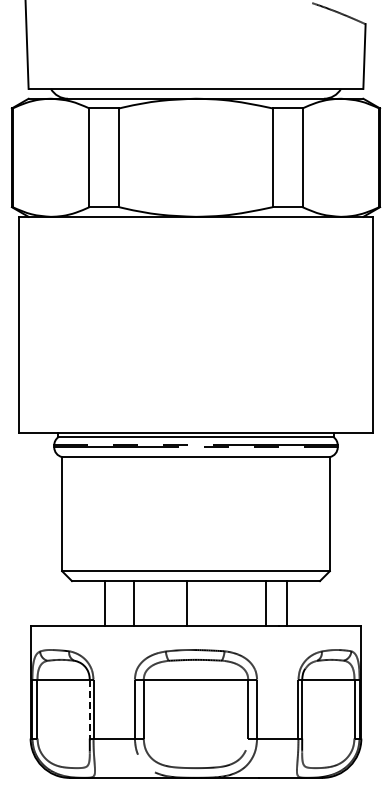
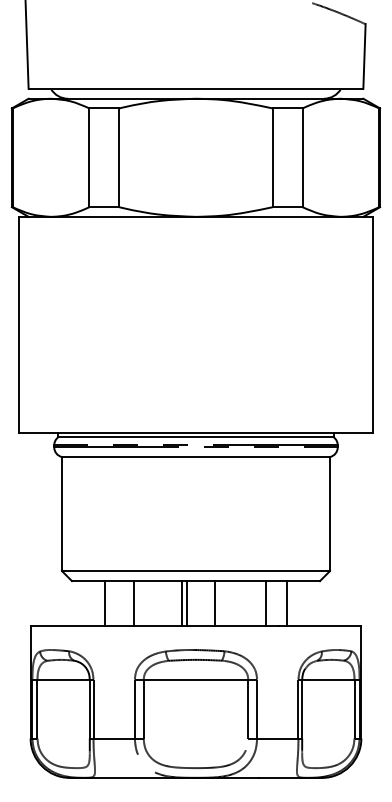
line: none -> present (182, 603)
line: none -> present (214, 603)
line: dashed -> solid (89, 709)
